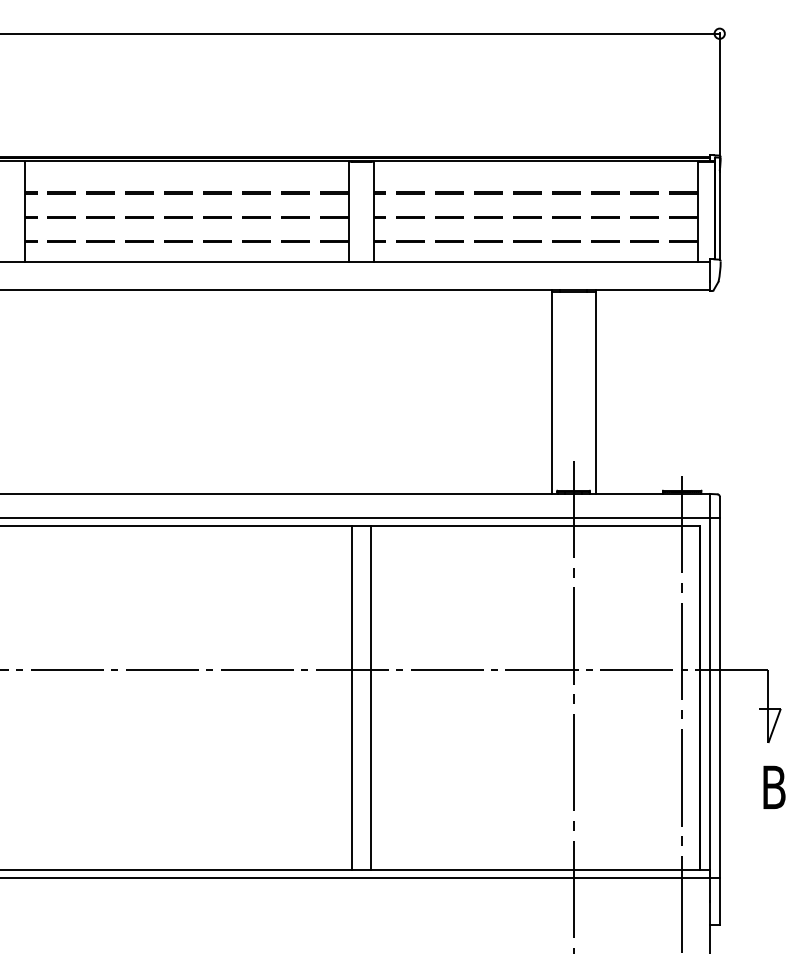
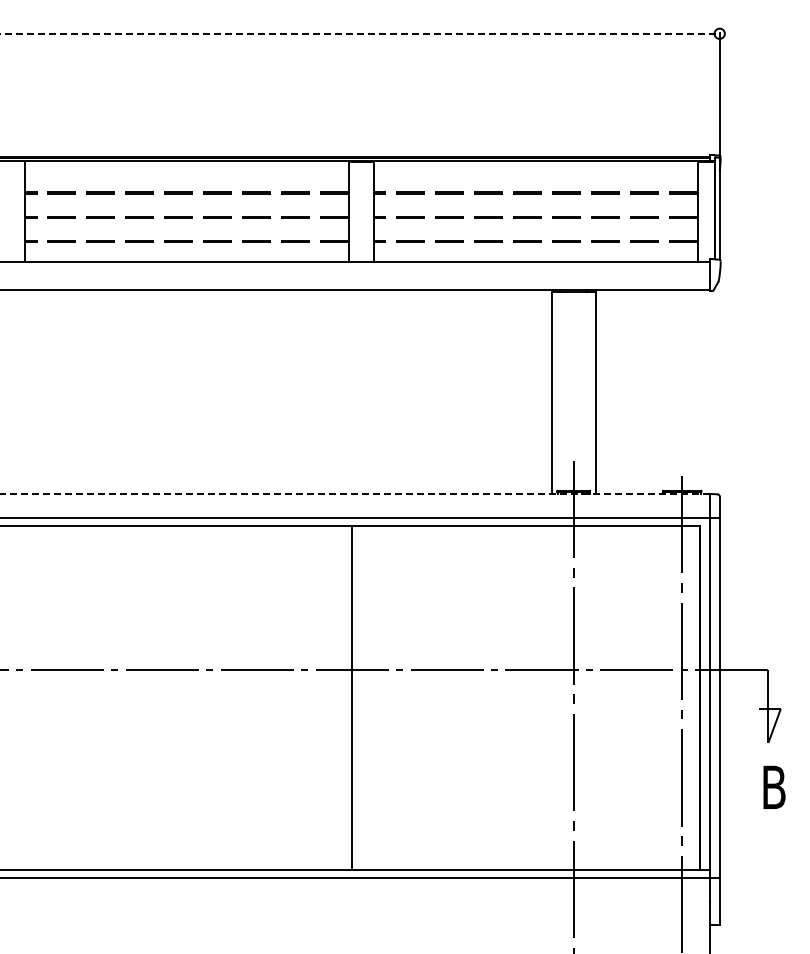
line: solid -> dashed (360, 33)
line: solid -> dashed (354, 494)
line: present -> none (371, 697)
